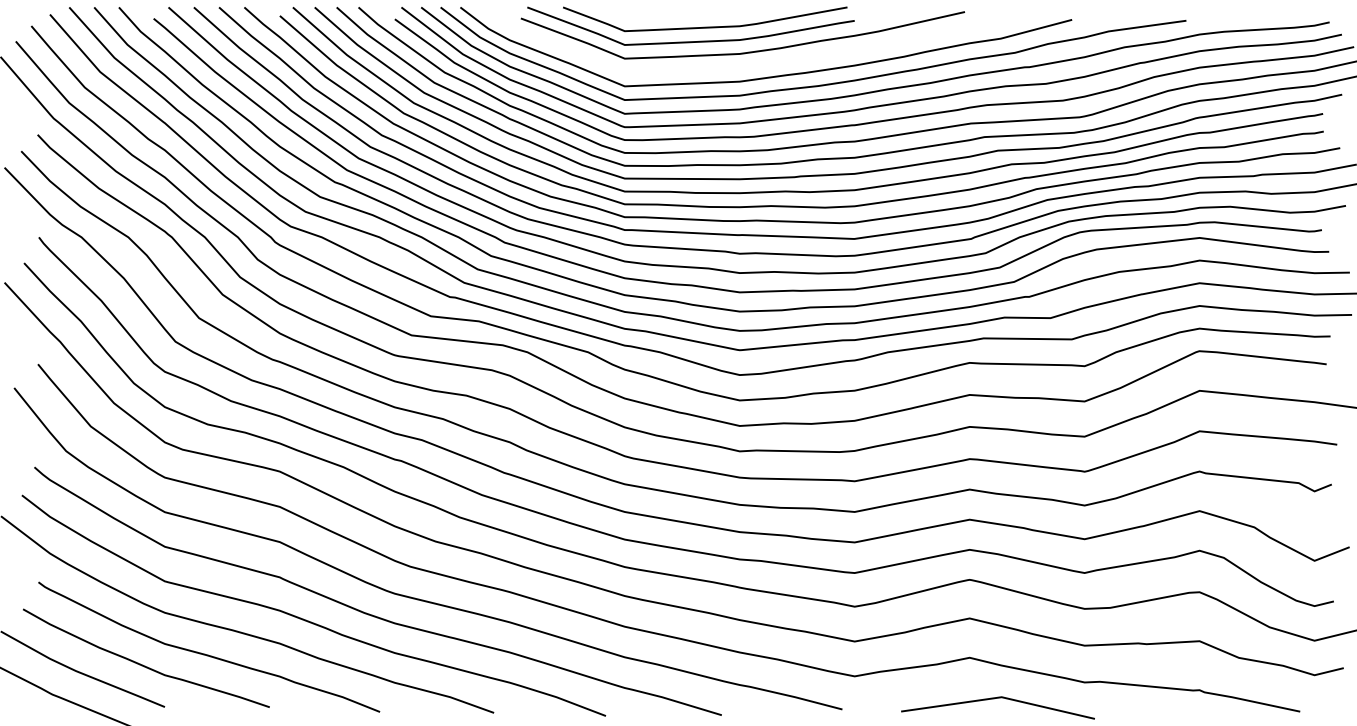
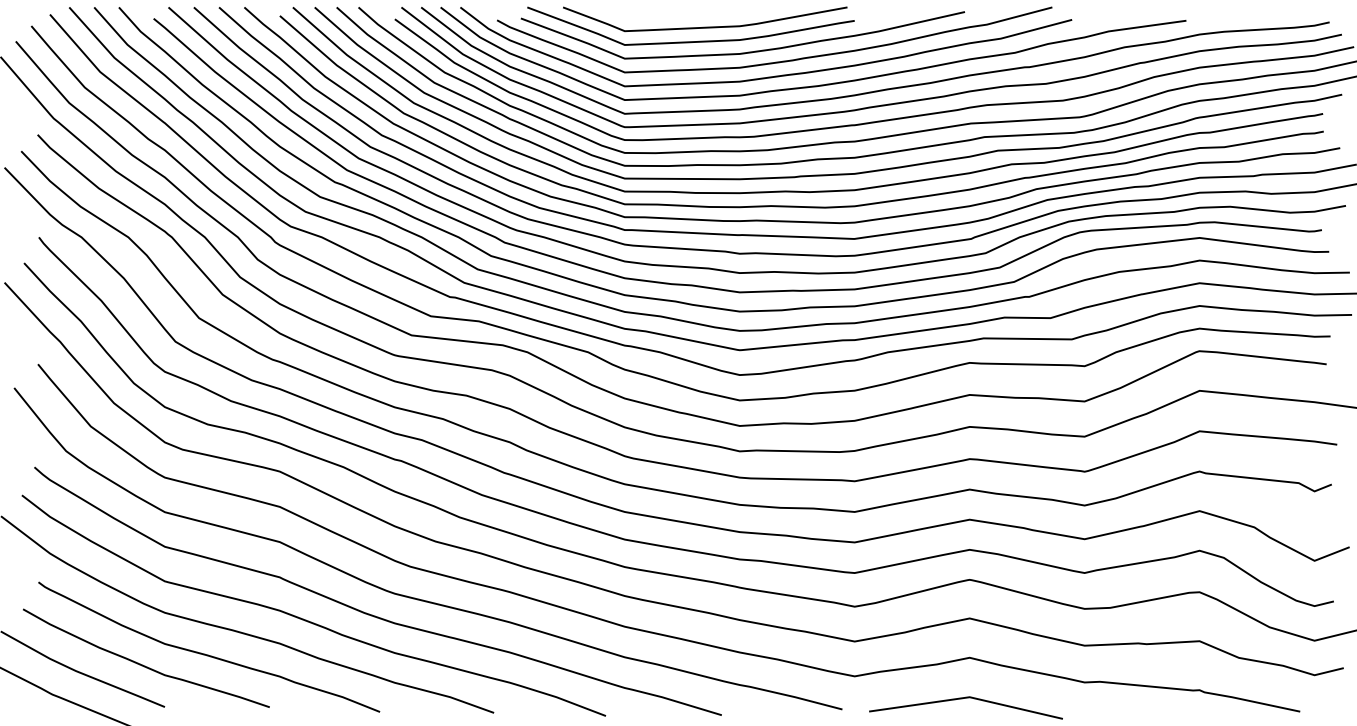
curve: none -> present (775, 61)
line position: (994, 699) -> (962, 699) (962, 699)
